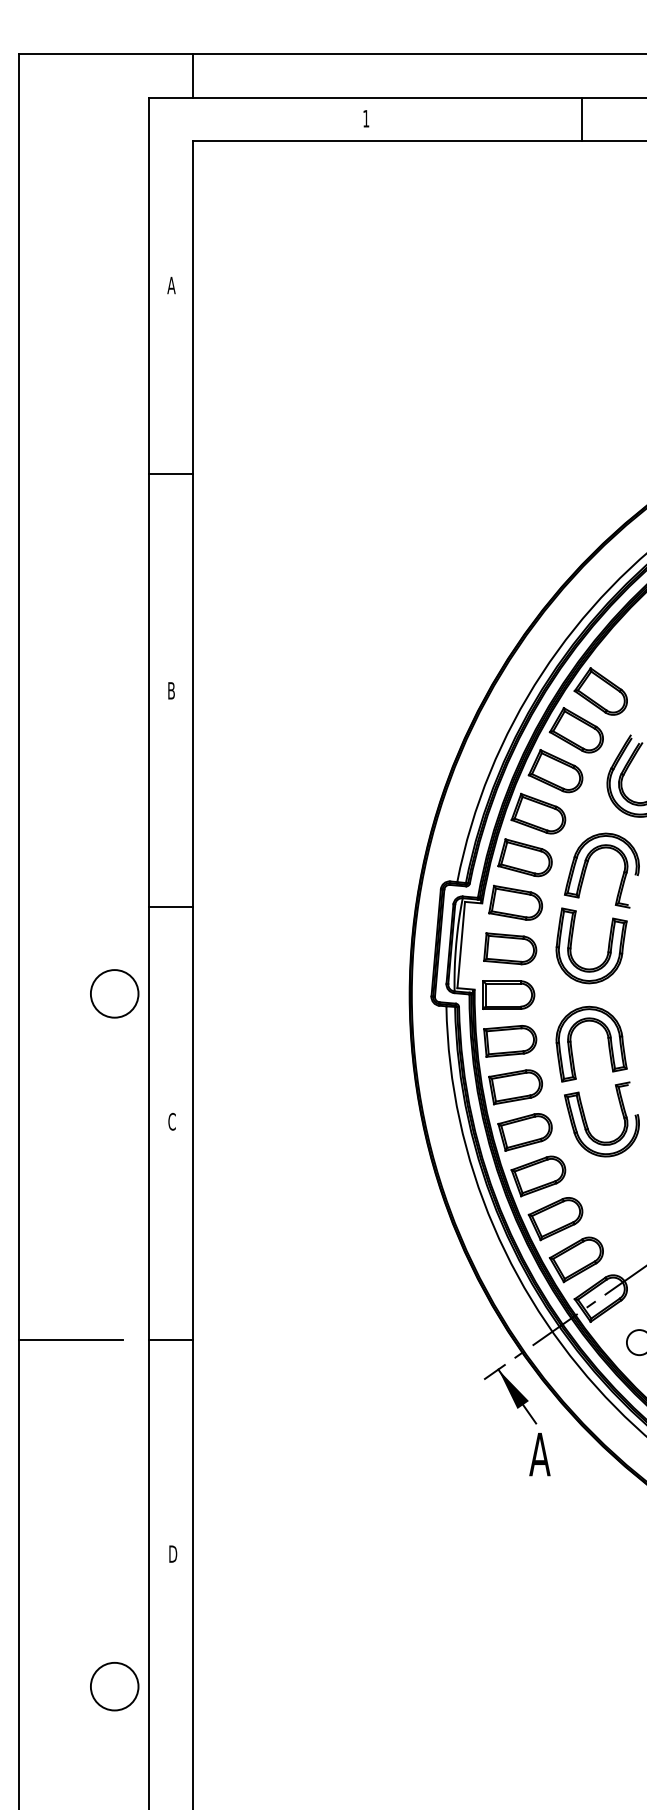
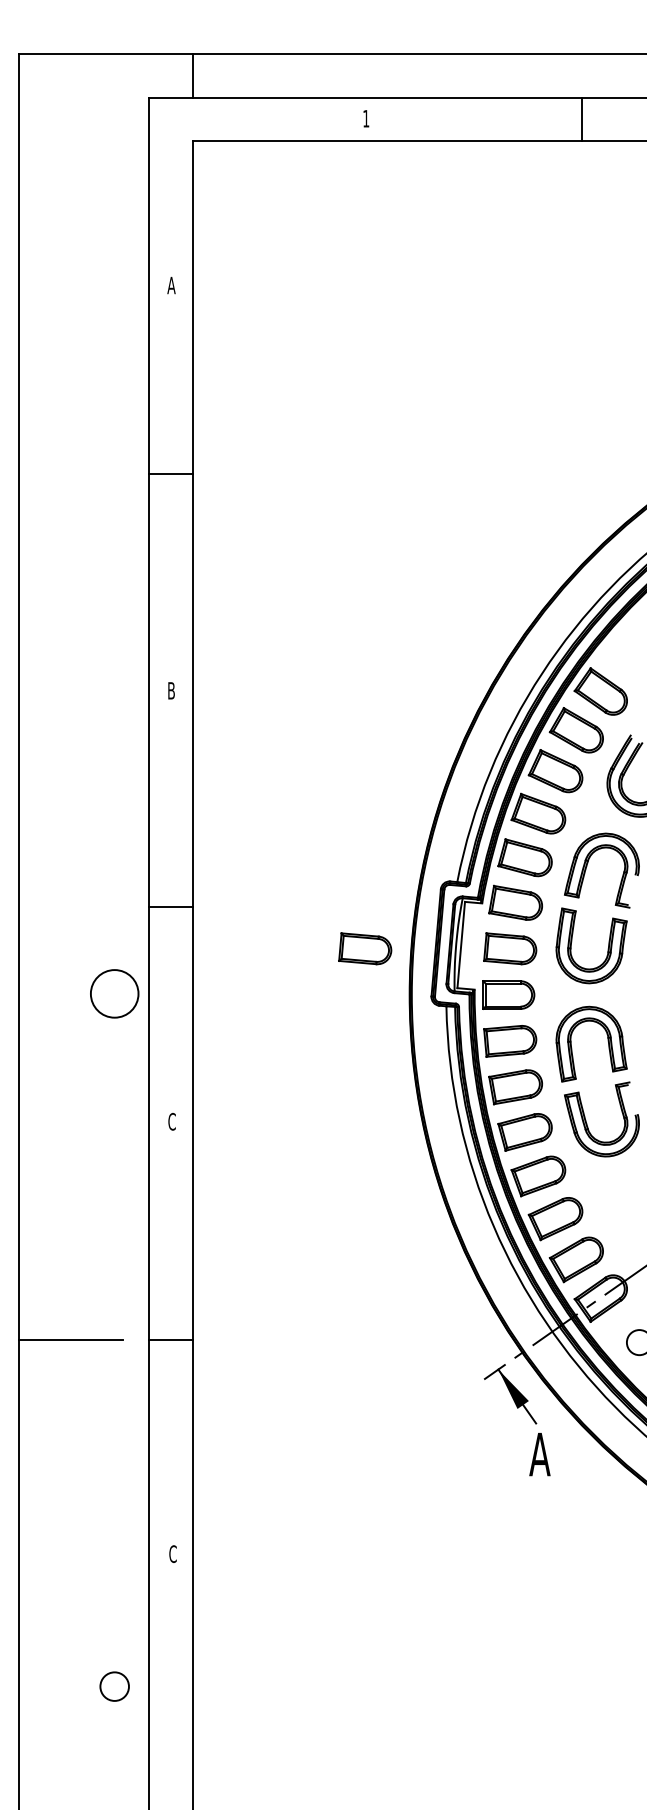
part: none -> present (365, 948)
text: D -> C (173, 1553)
circle diameter: 48 px -> 29 px (114, 1686)
